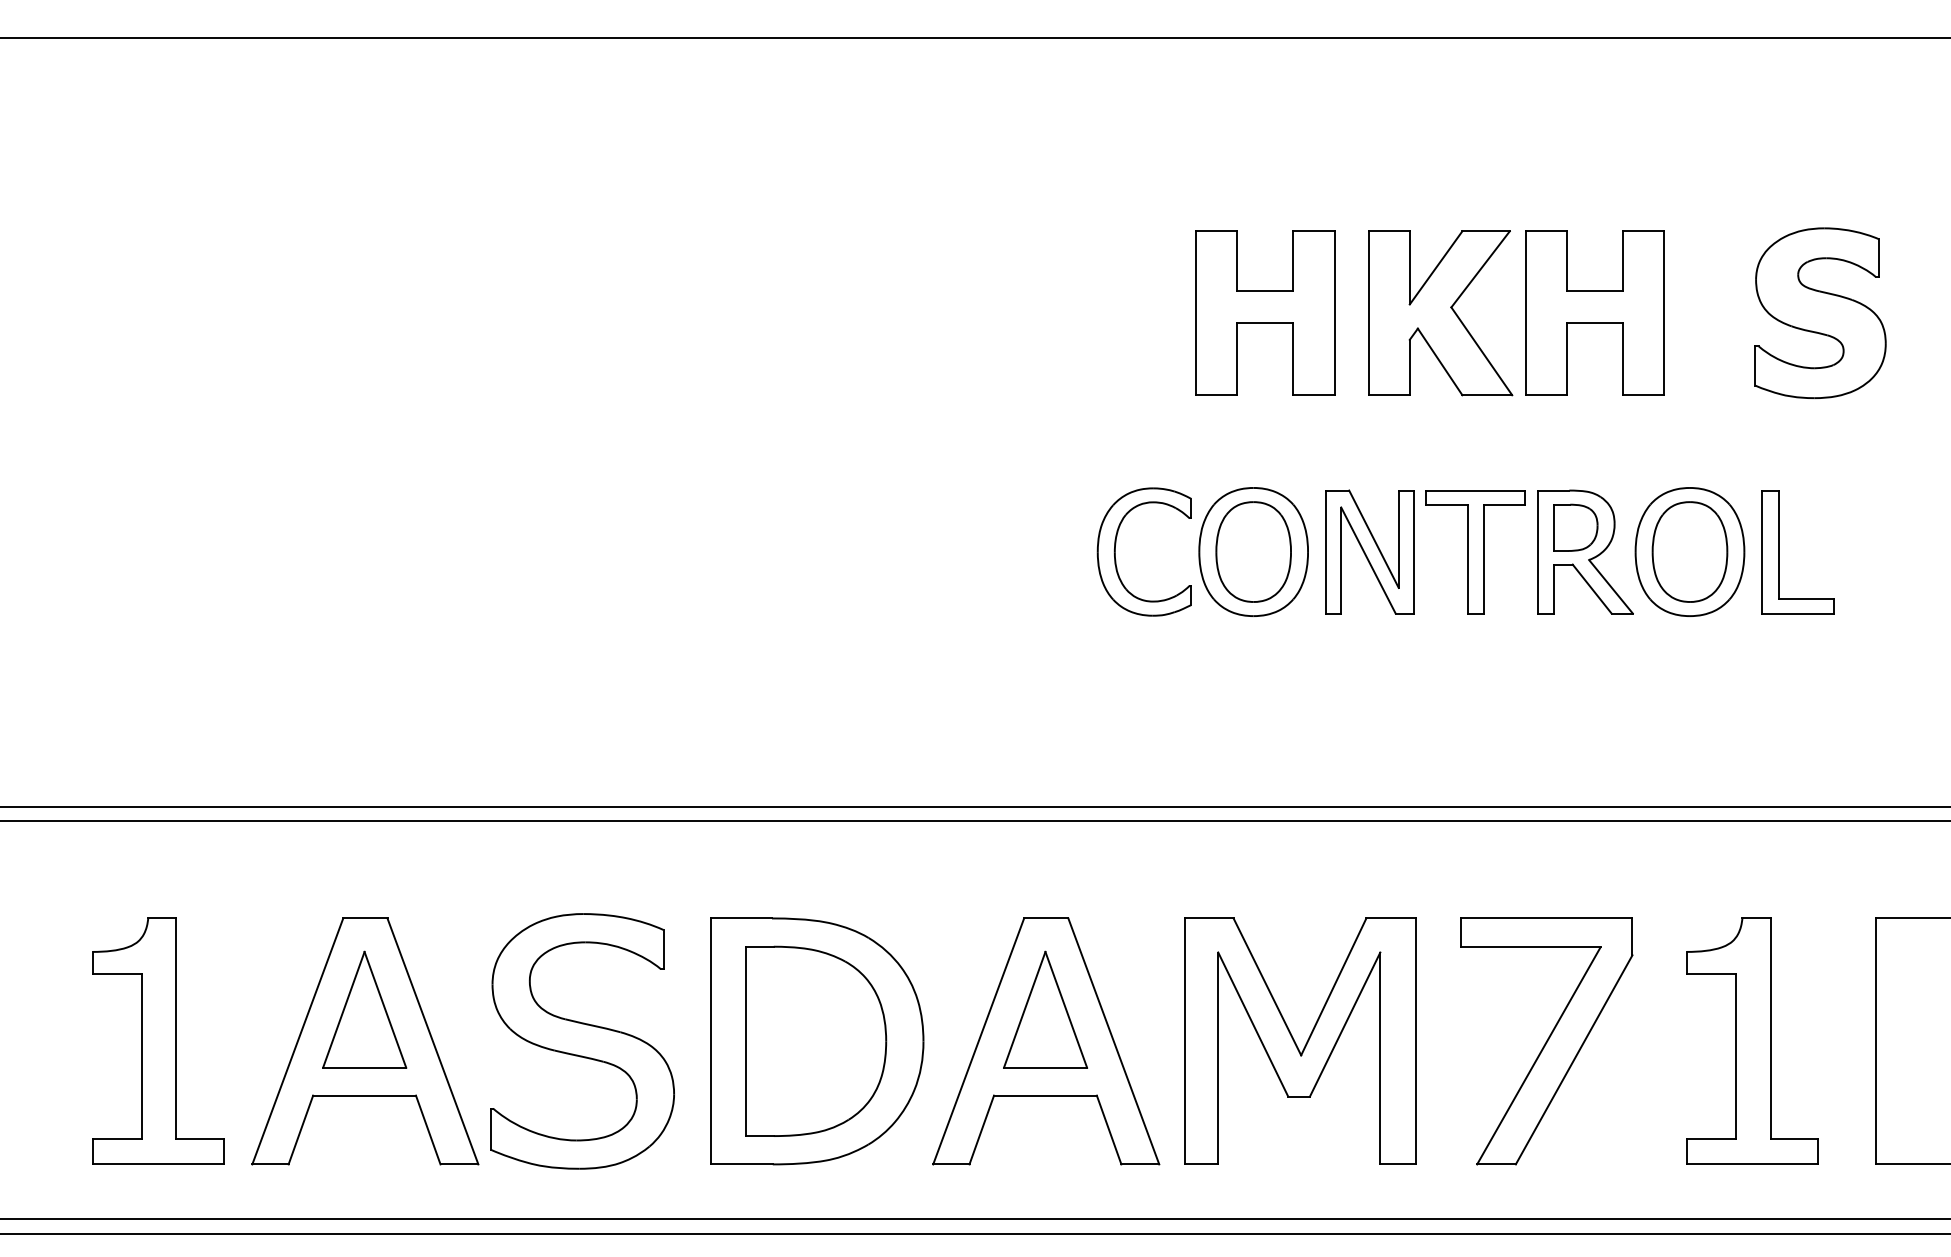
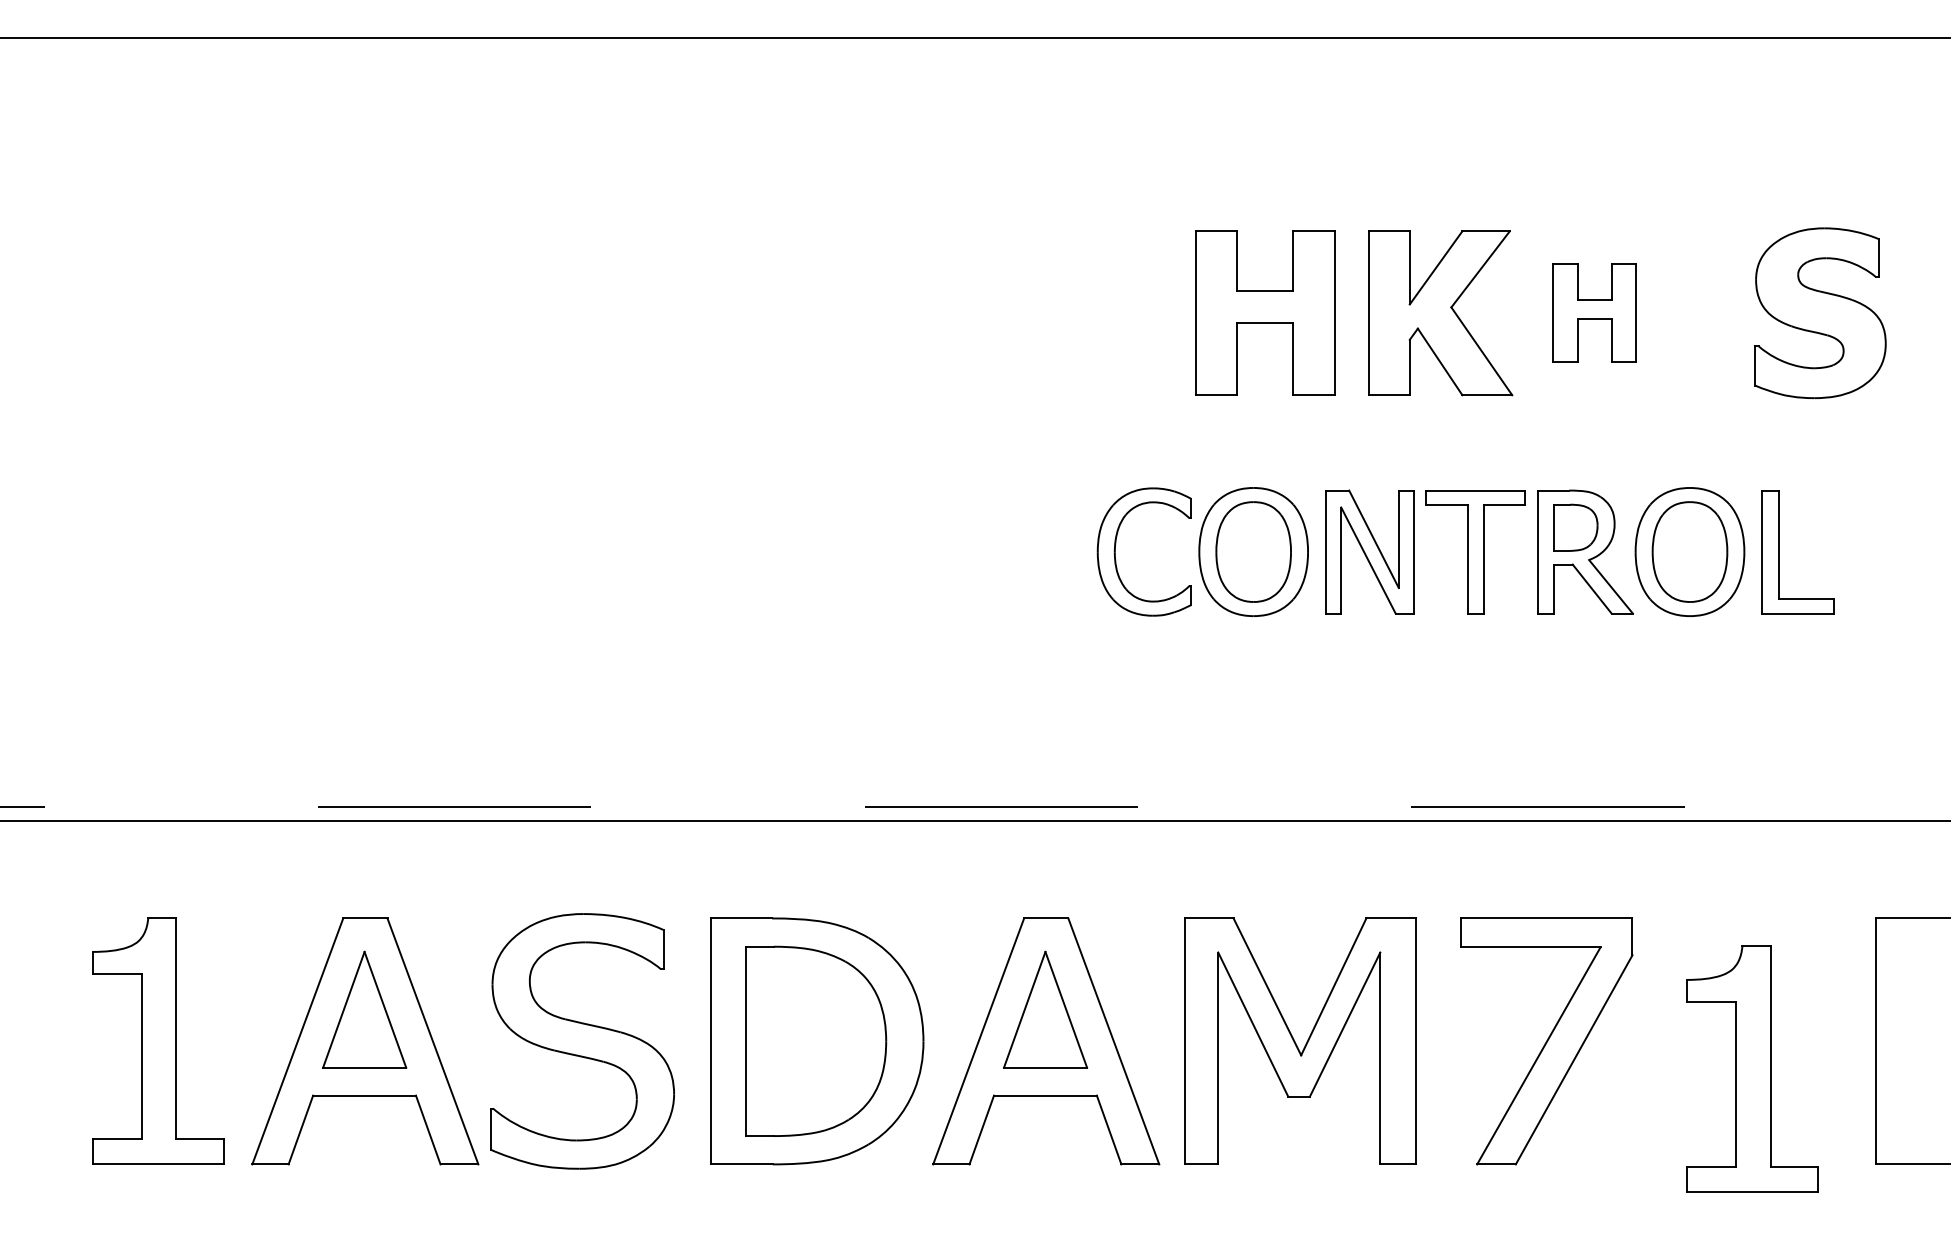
part size: 140x166 px -> 85x100 px (1594, 312)
line: solid -> dashed (975, 806)
part position: (1752, 1040) -> (1752, 1068) (1752, 1068)
line: present -> none (974, 1219)
line: present -> none (974, 1233)
